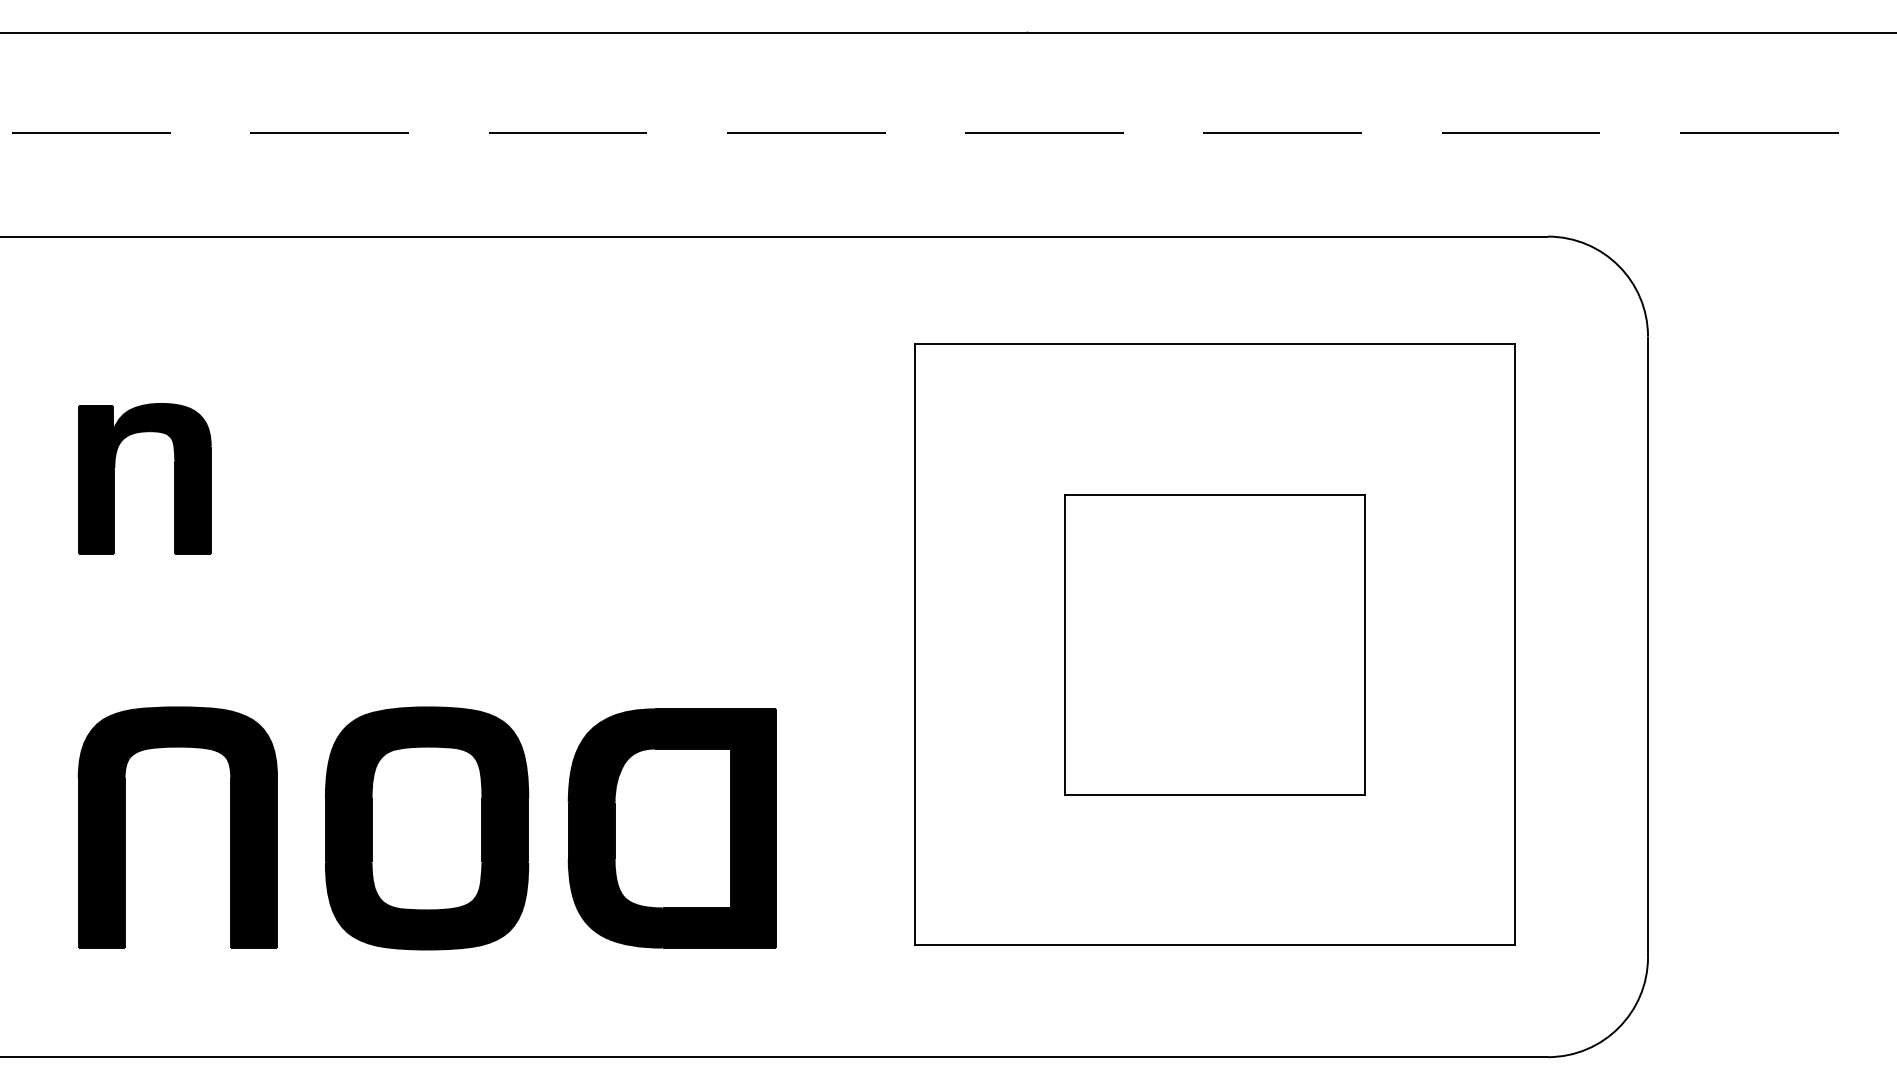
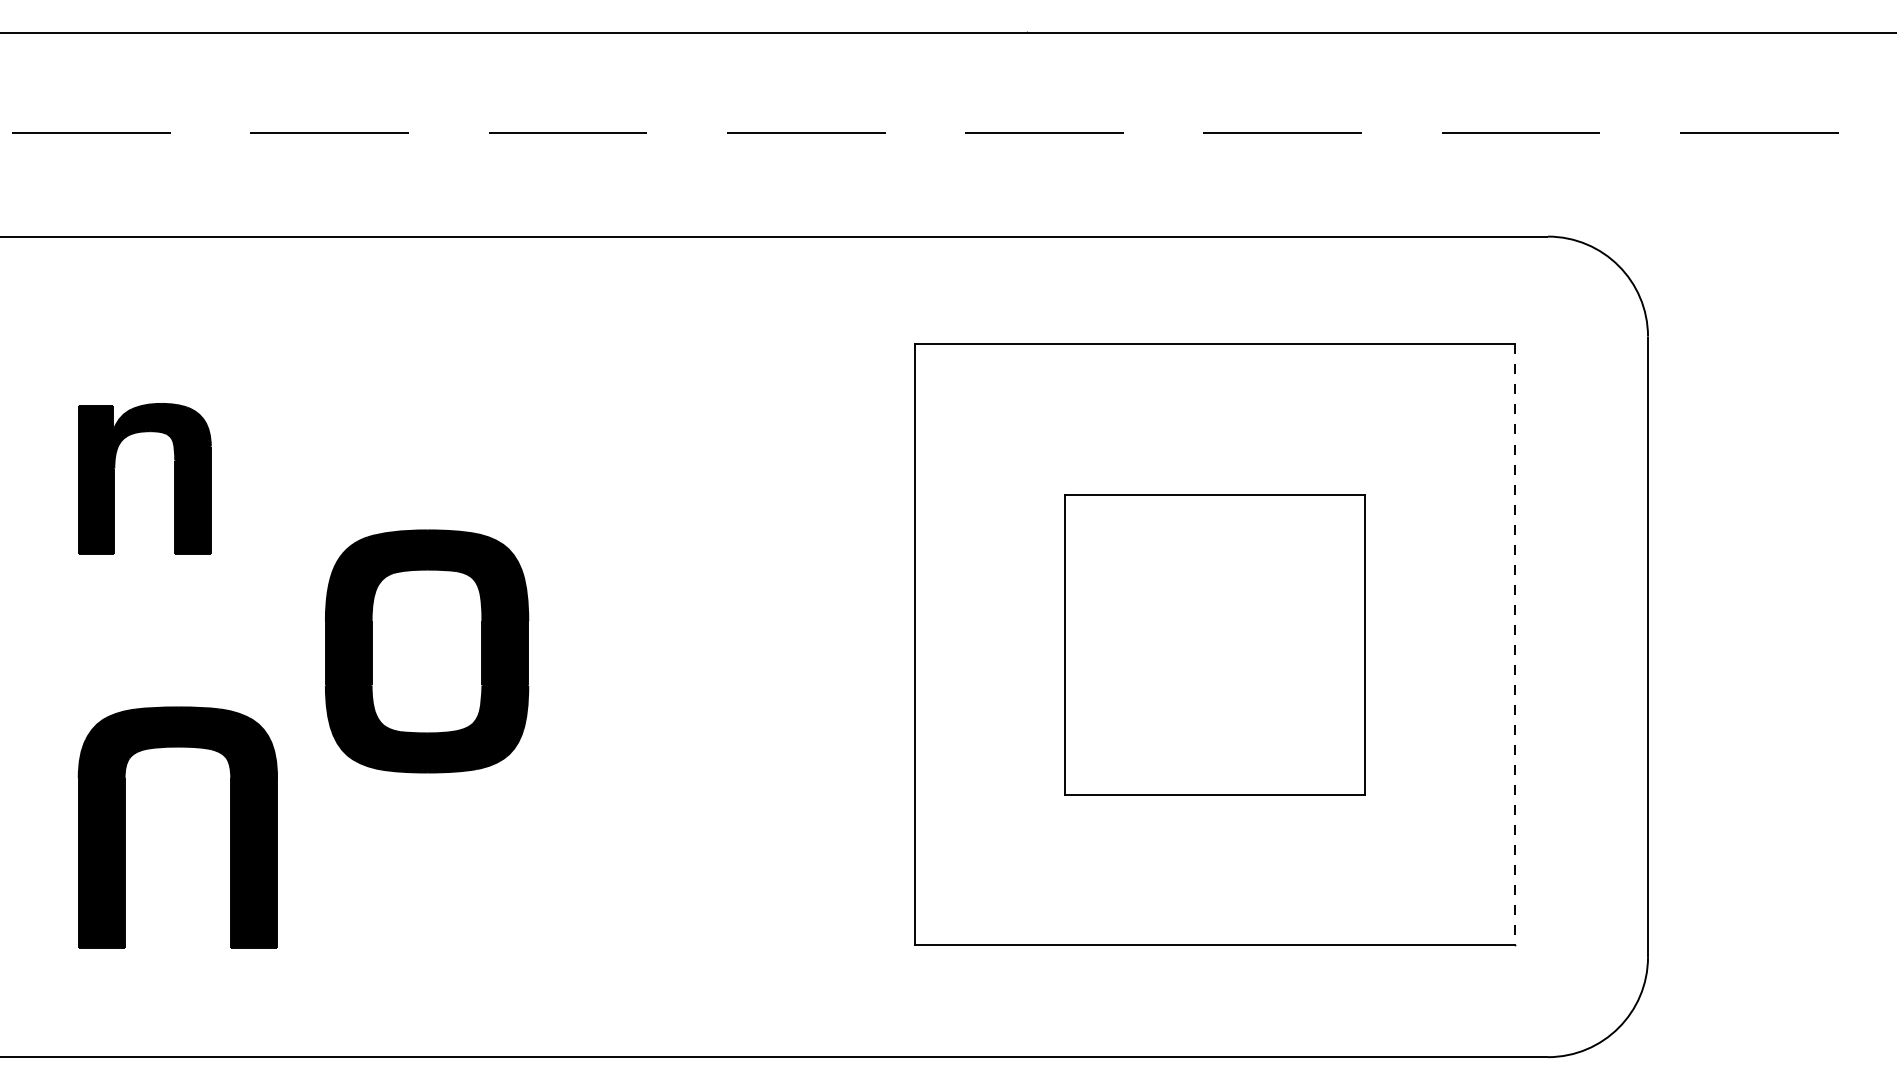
line: solid -> dashed (1515, 645)
part position: (427, 828) -> (427, 651) (427, 651)
part: present -> none (671, 828)
